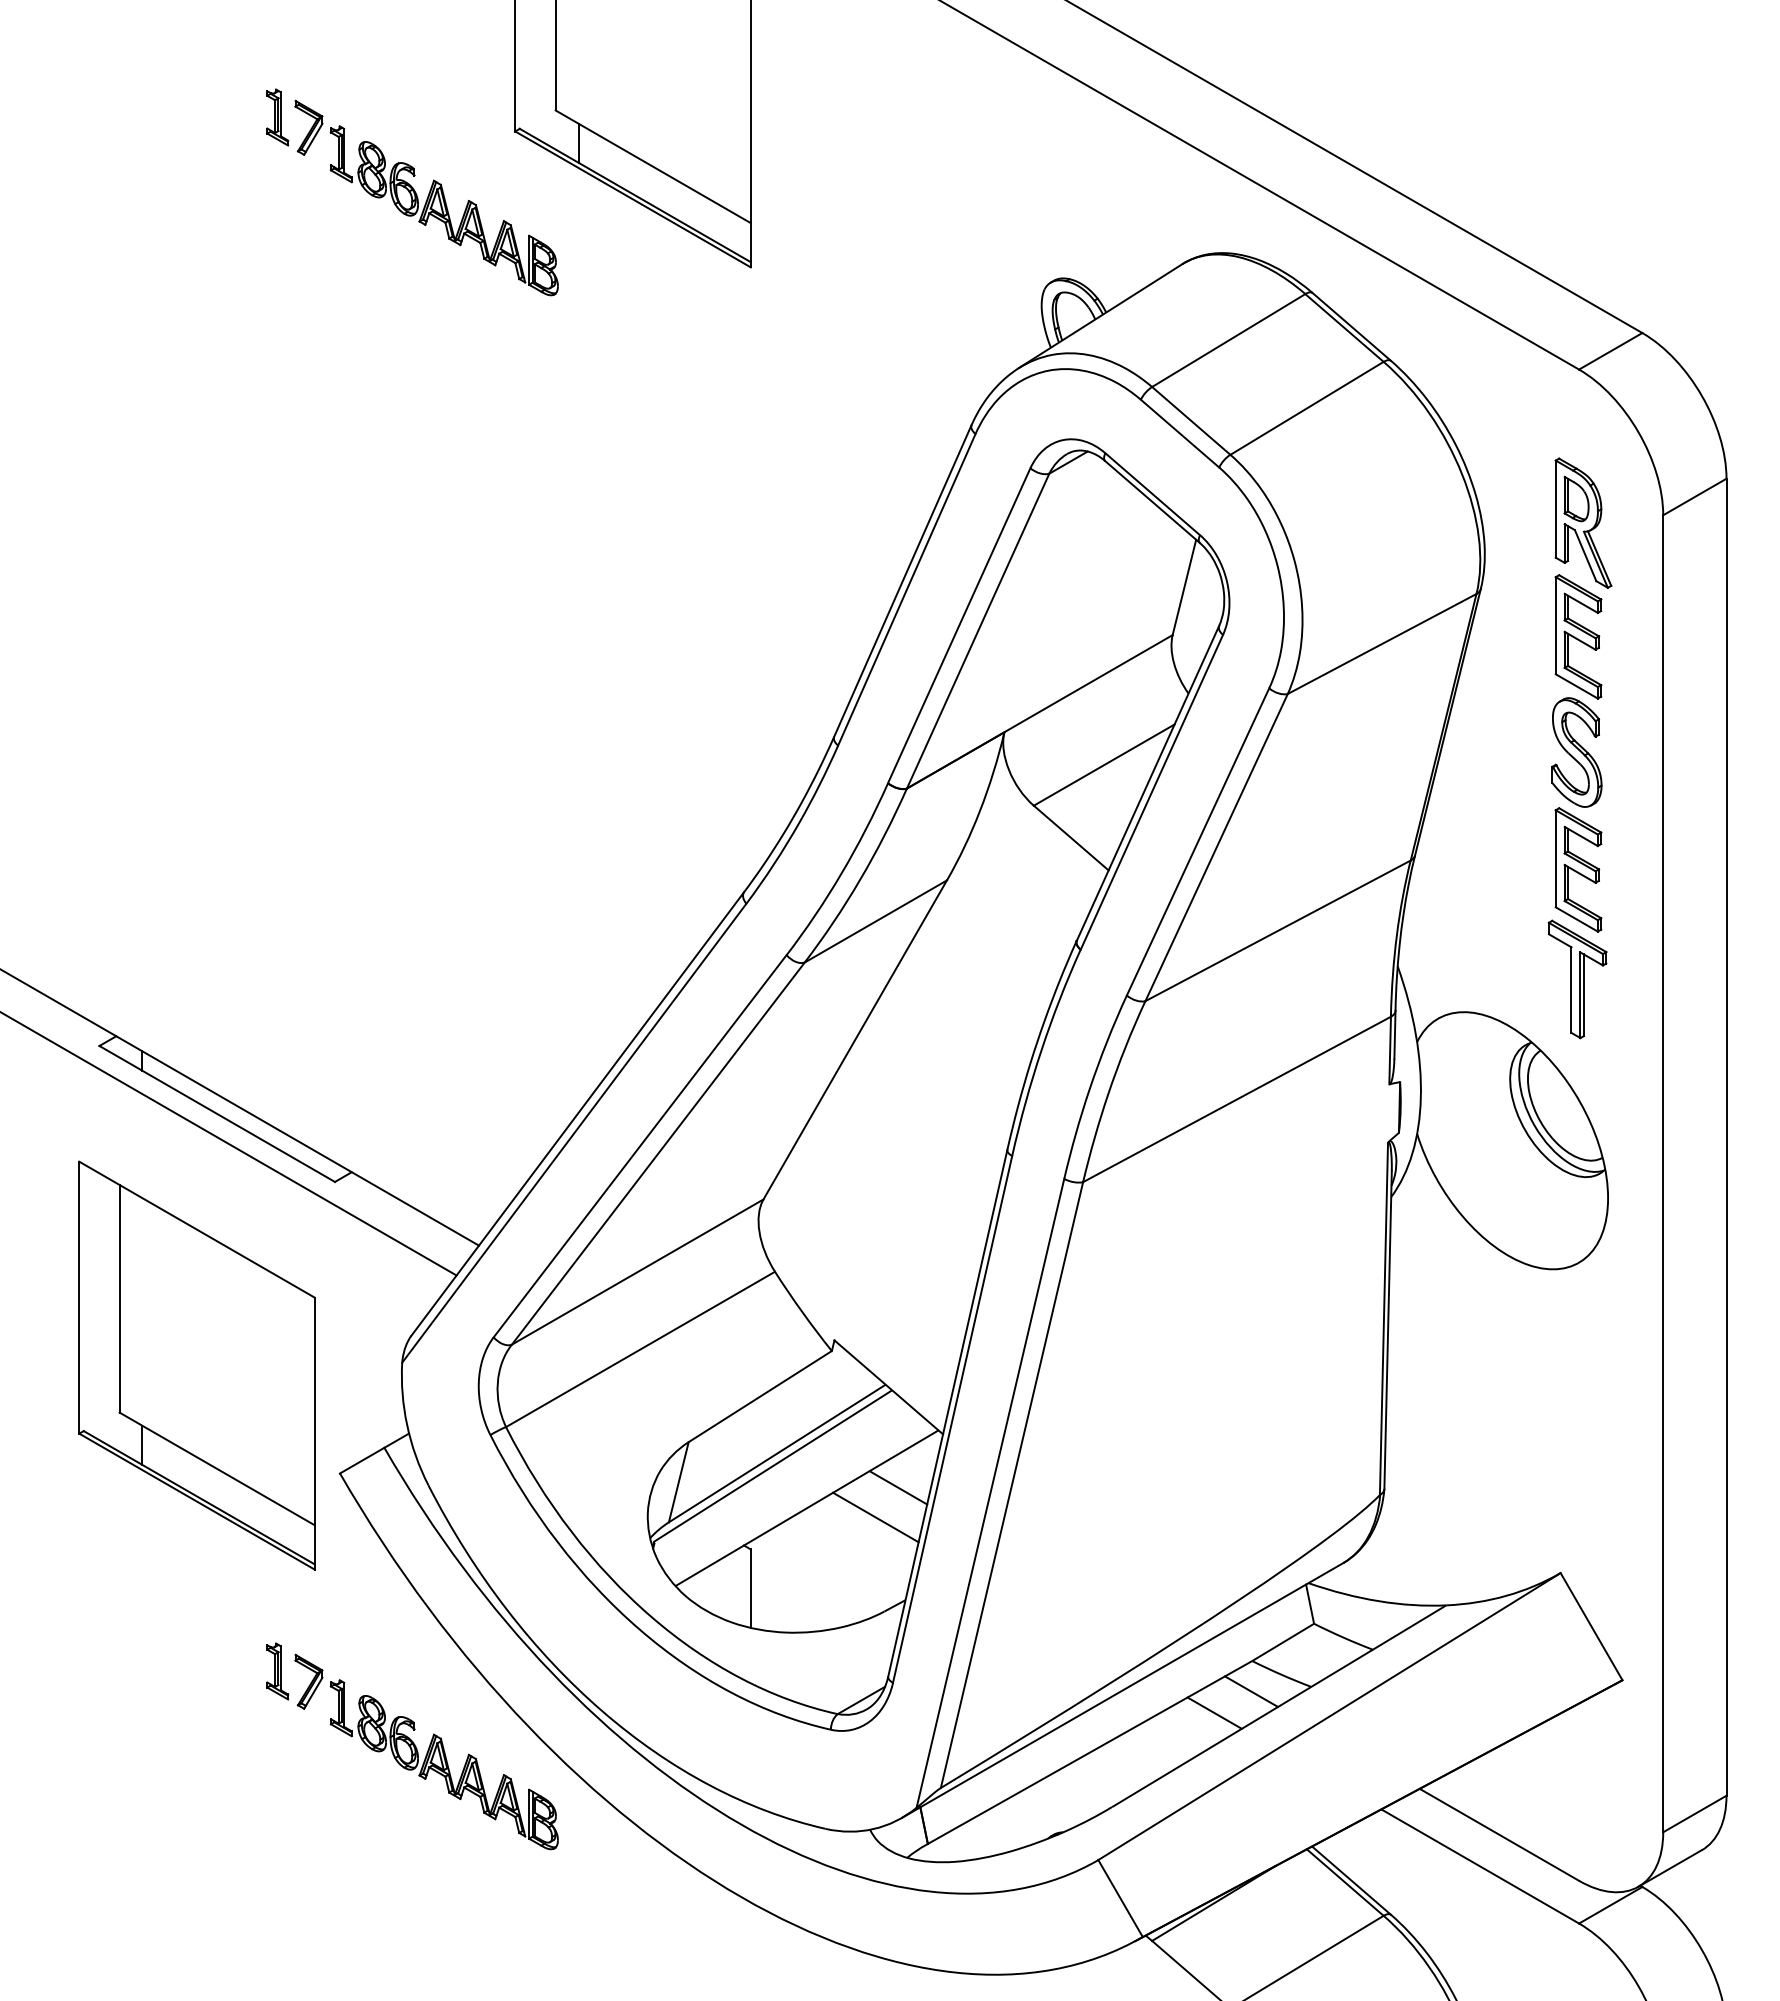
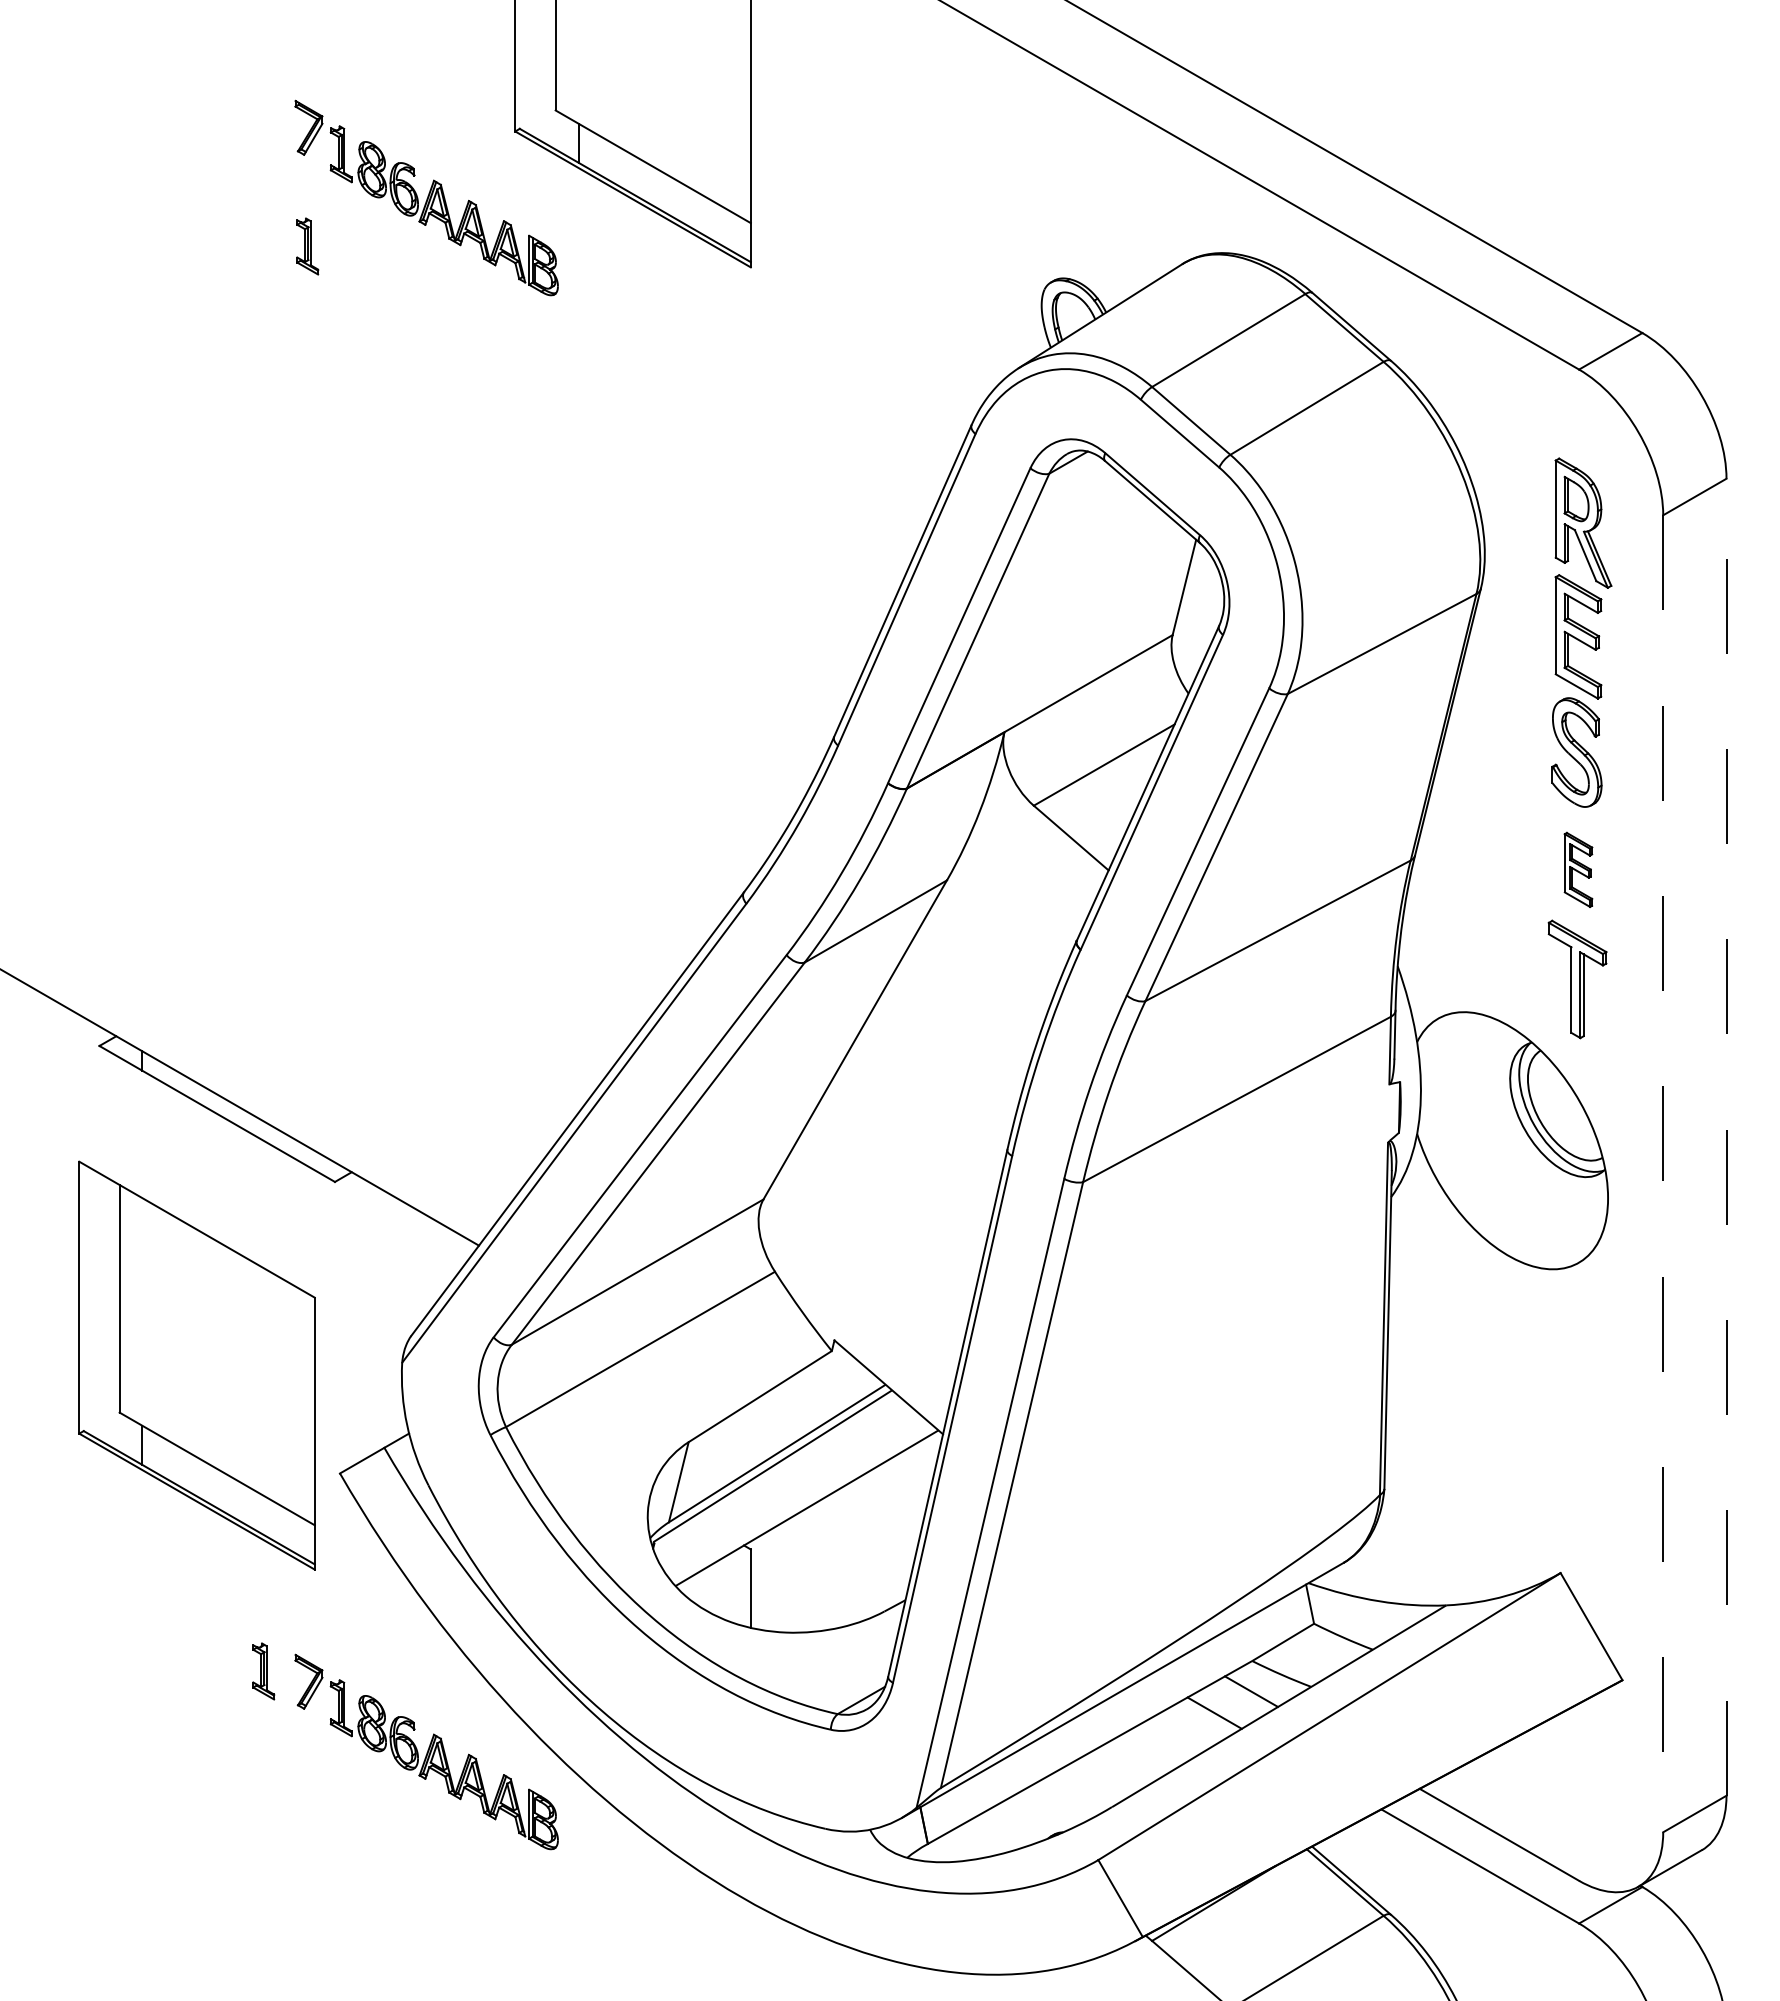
part position: (277, 117) -> (307, 246) (307, 246)
part size: 49x126 px -> 31x77 px (1578, 869)
line: solid -> dashed (1726, 1136)
line: present -> none (229, 1144)
line: solid -> dashed (1663, 1174)
line: present -> none (898, 1487)
line: present -> none (875, 1517)
part position: (277, 1671) -> (263, 1671) (263, 1671)
